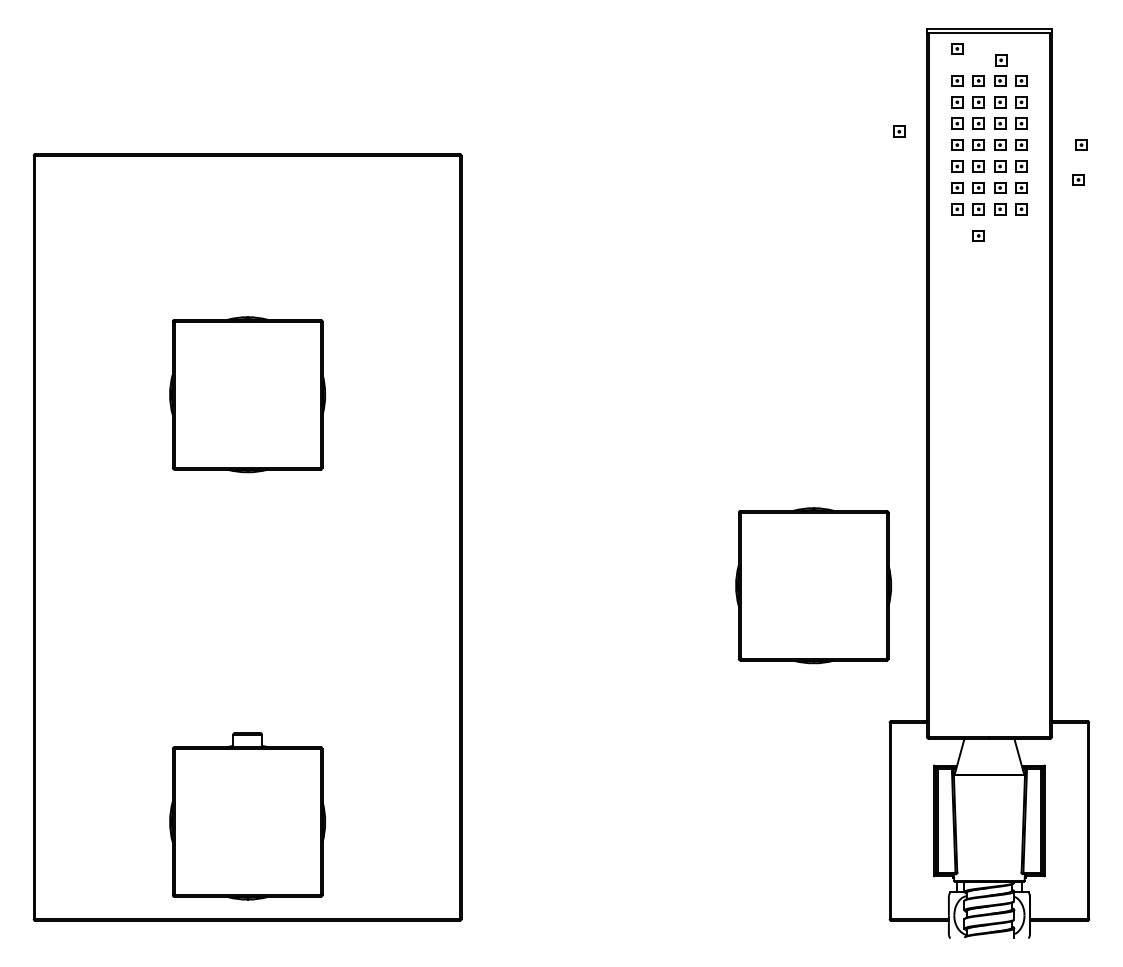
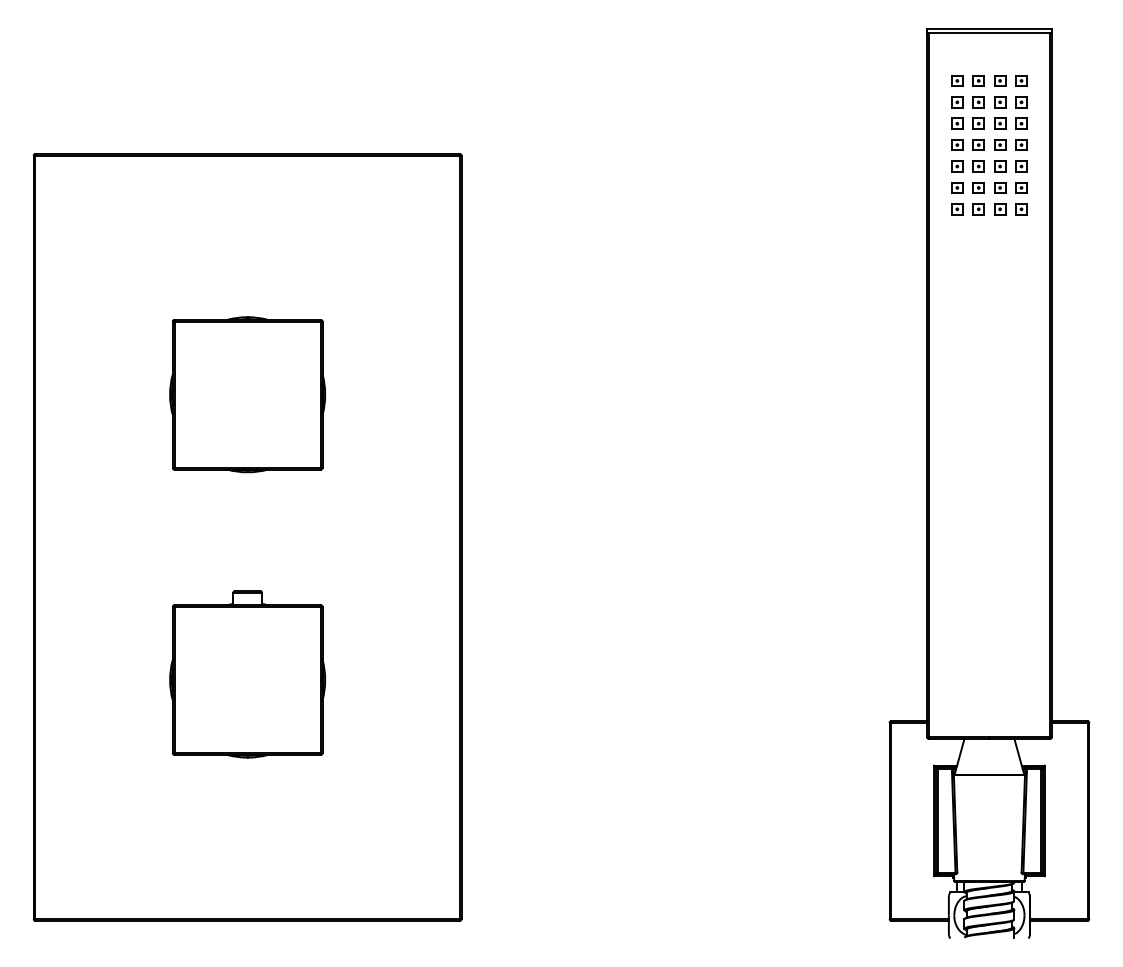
part: present -> none (957, 48)
part: present -> none (1001, 60)
part: present -> none (899, 131)
part: present -> none (1081, 144)
part: present -> none (1078, 179)
part: present -> none (978, 235)
part: present -> none (813, 585)
part position: (247, 816) -> (247, 674) (247, 674)
